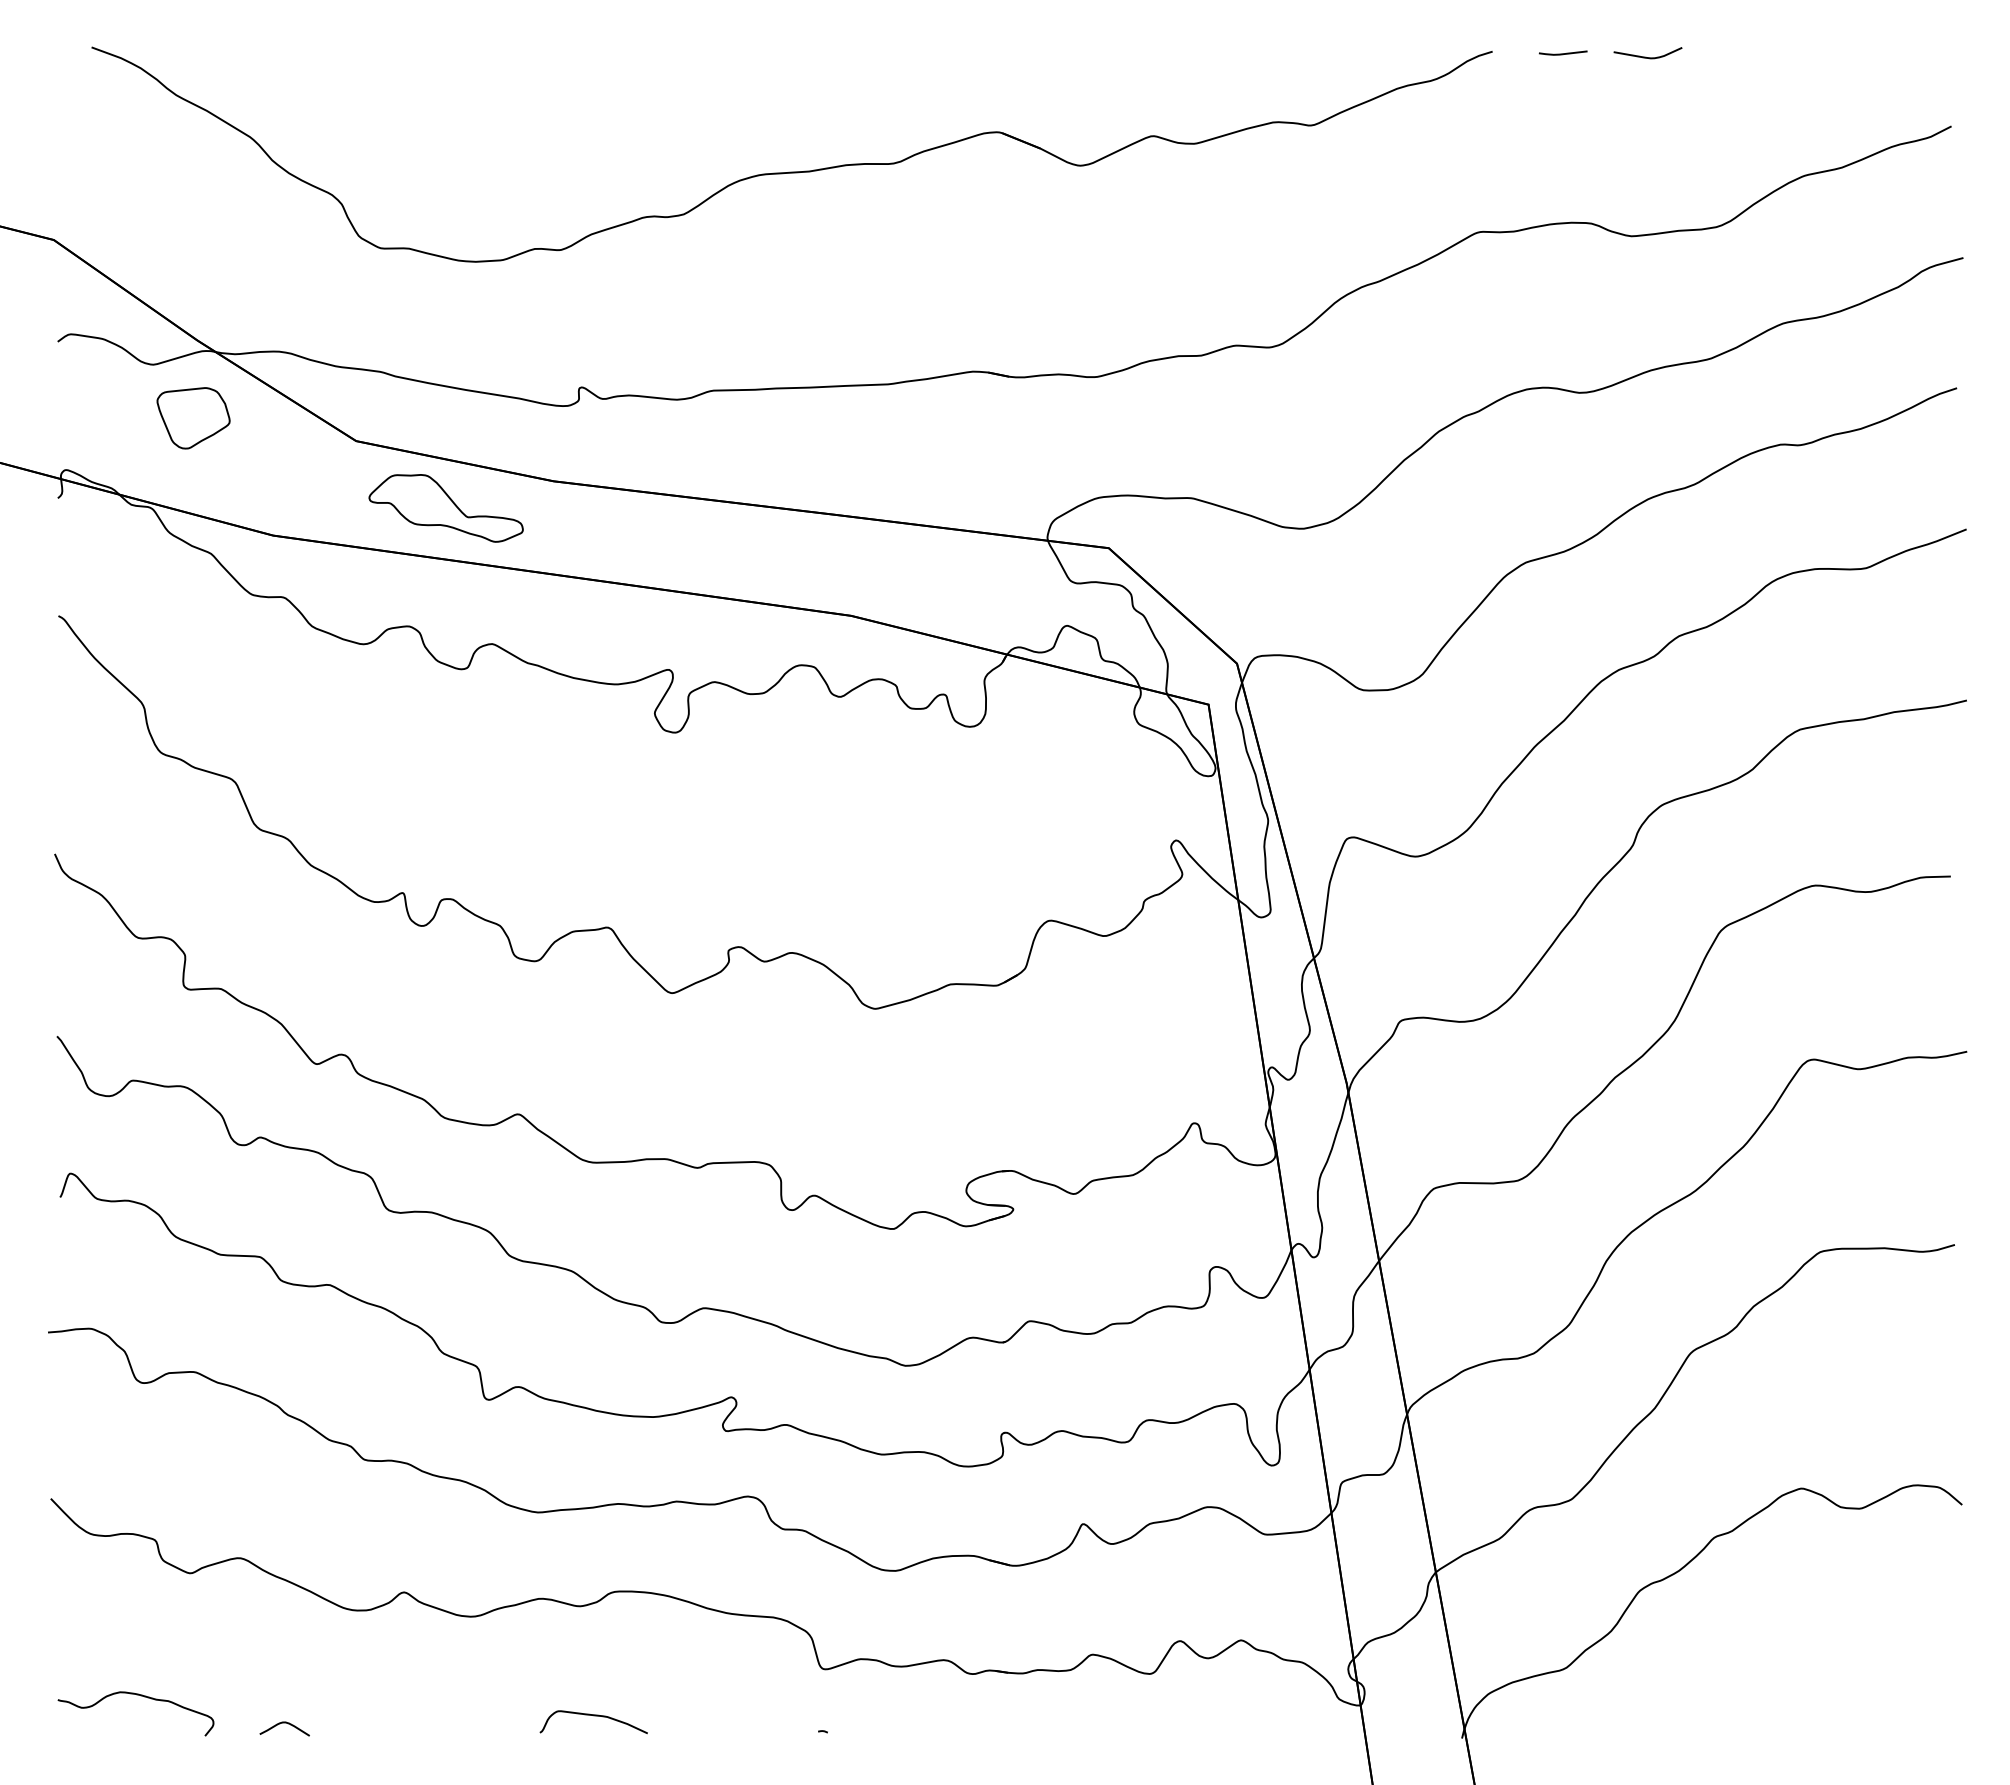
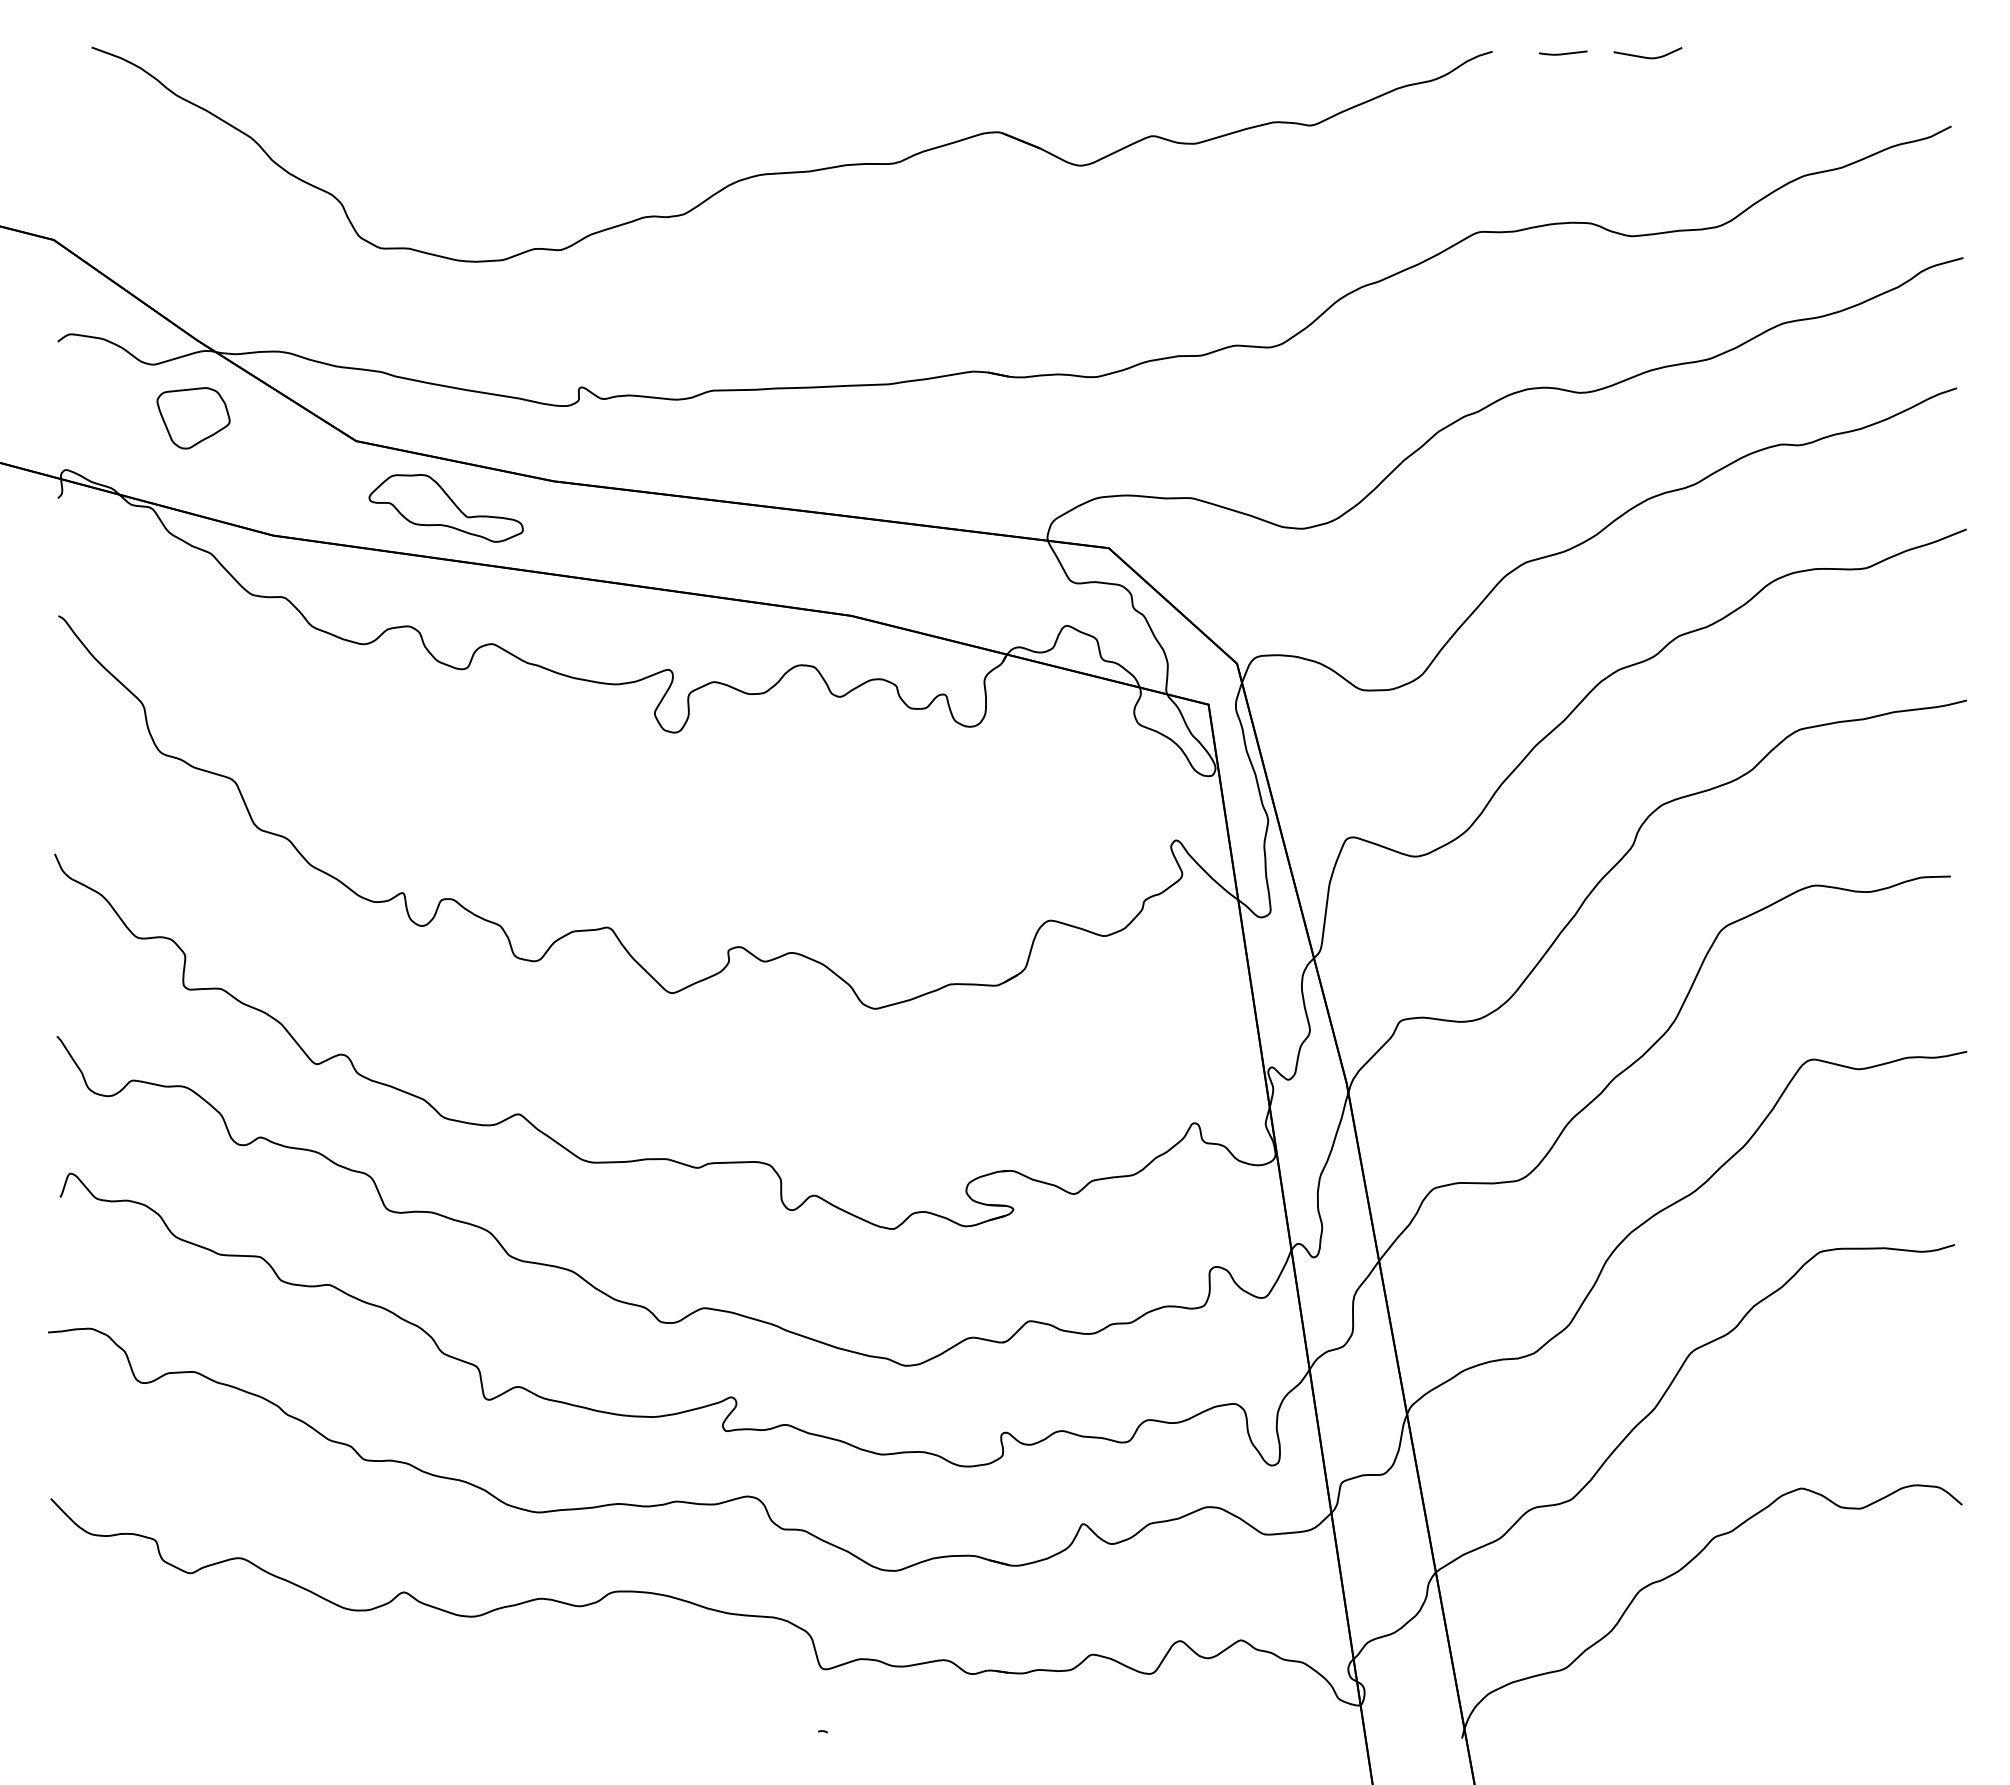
curve: present -> none (140, 1696)
curve: present -> none (593, 1716)
curve: present -> none (284, 1723)
